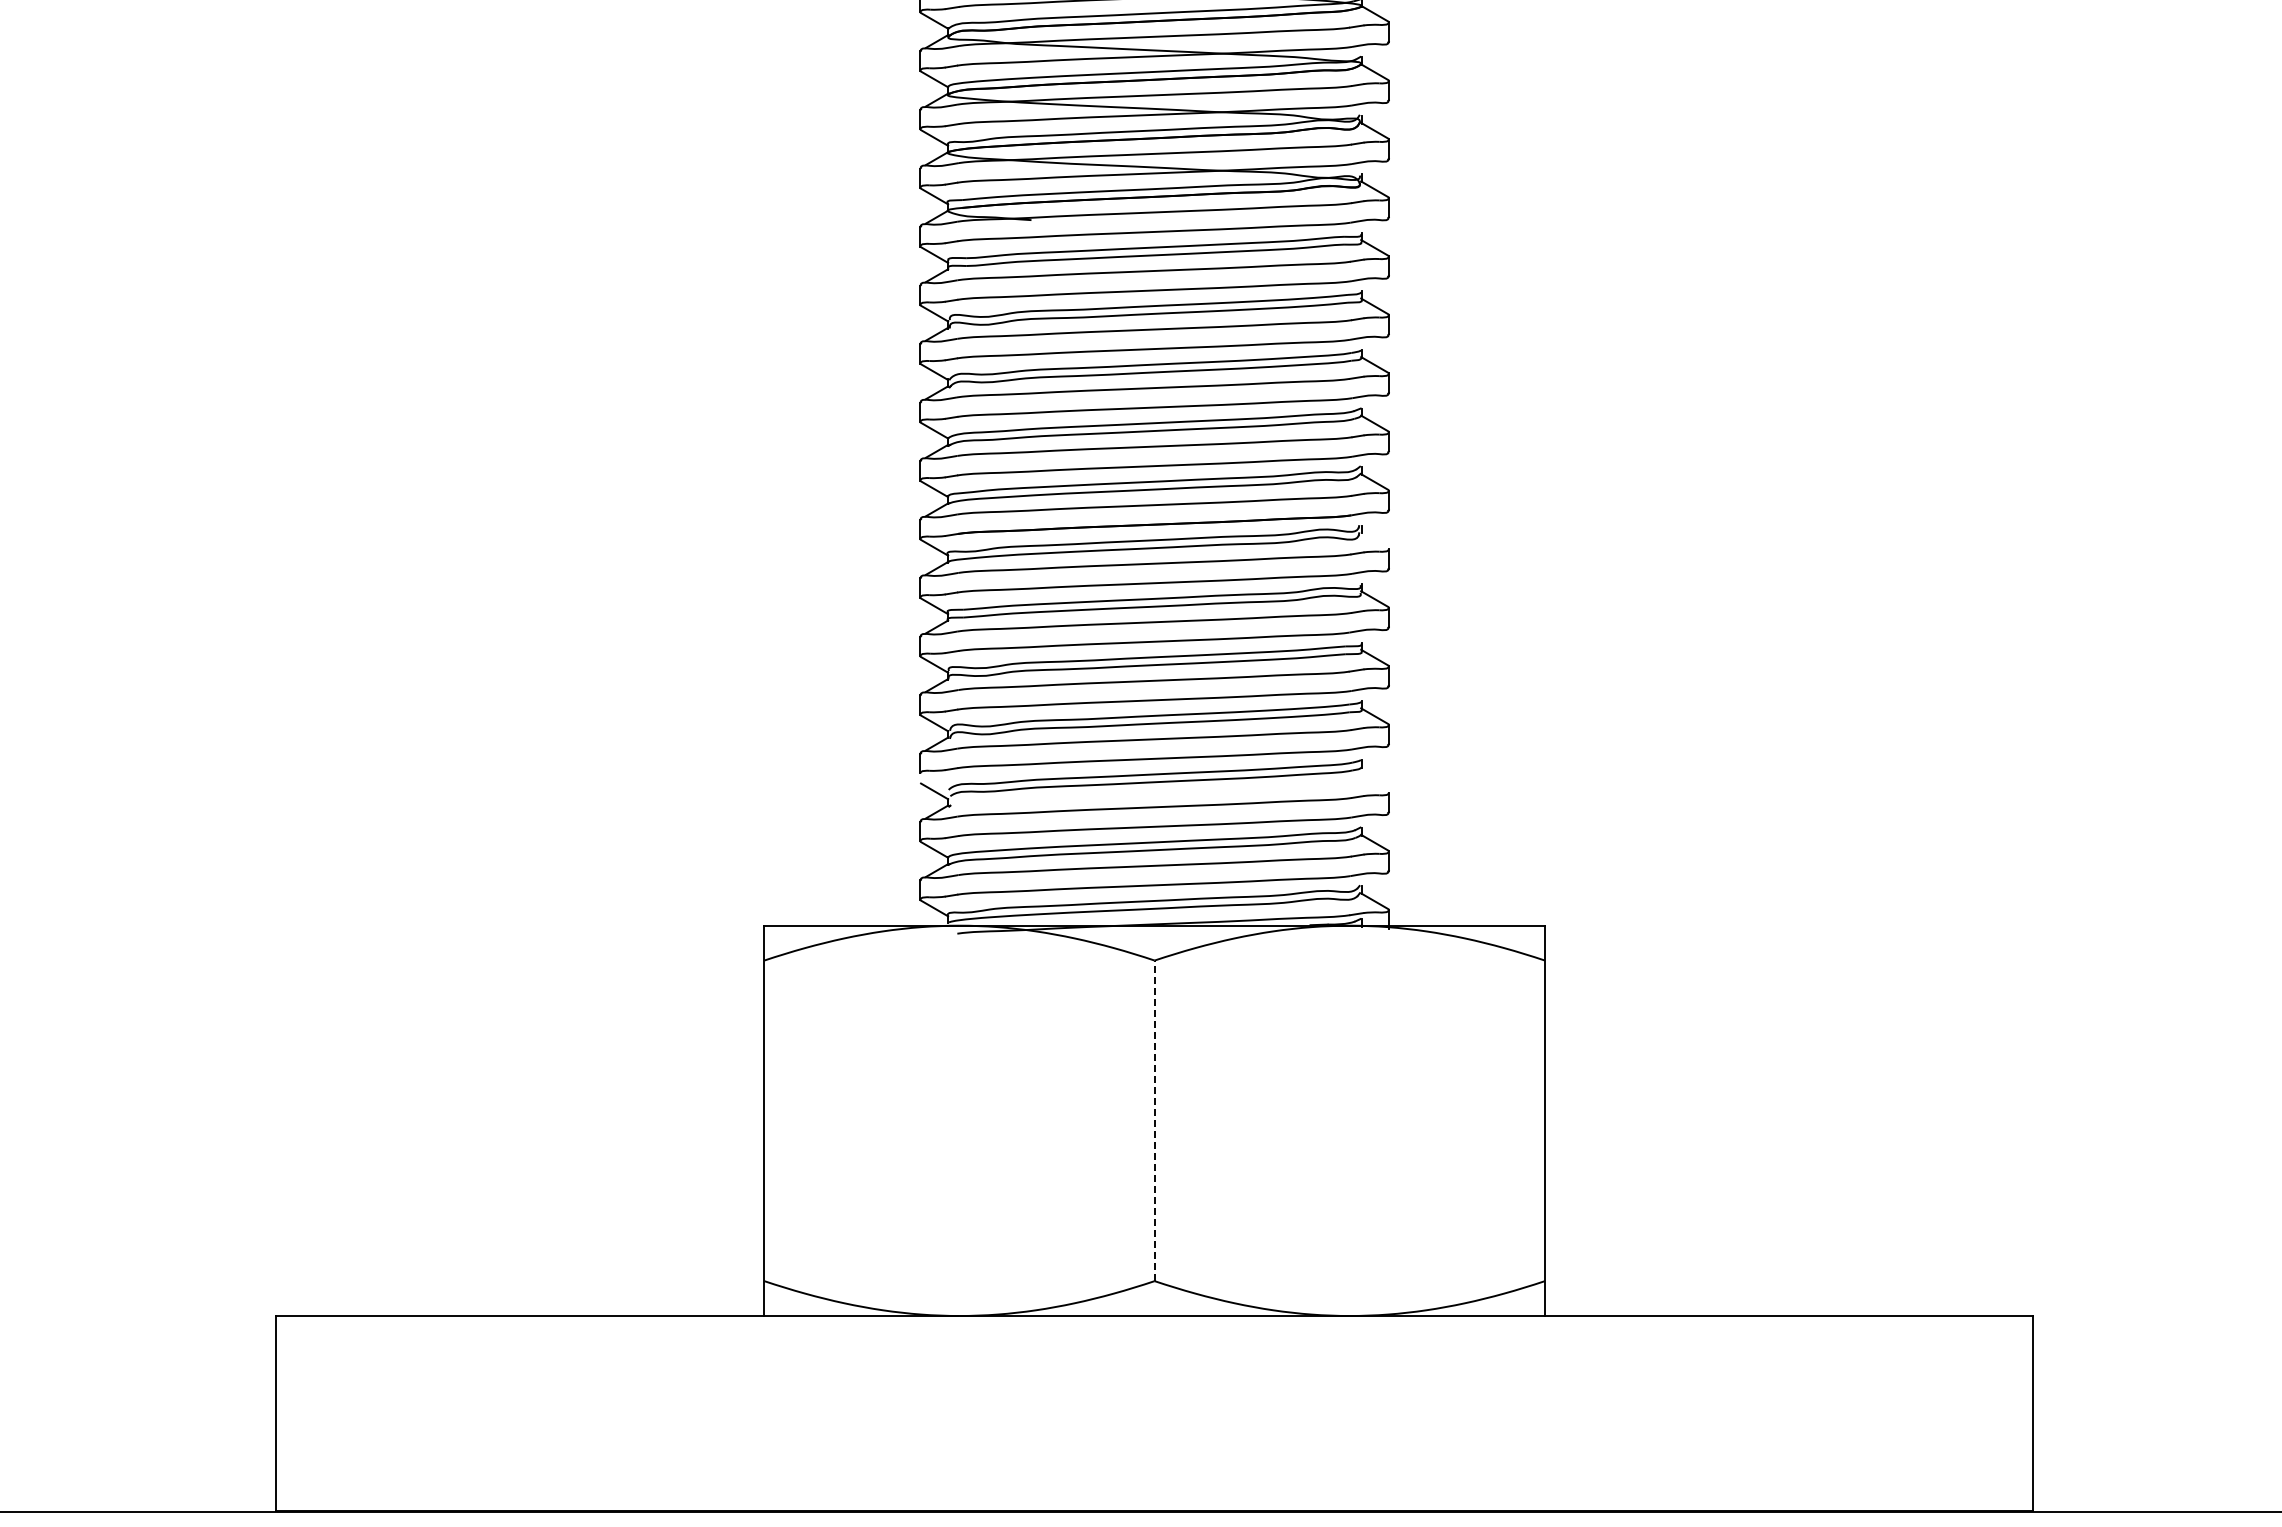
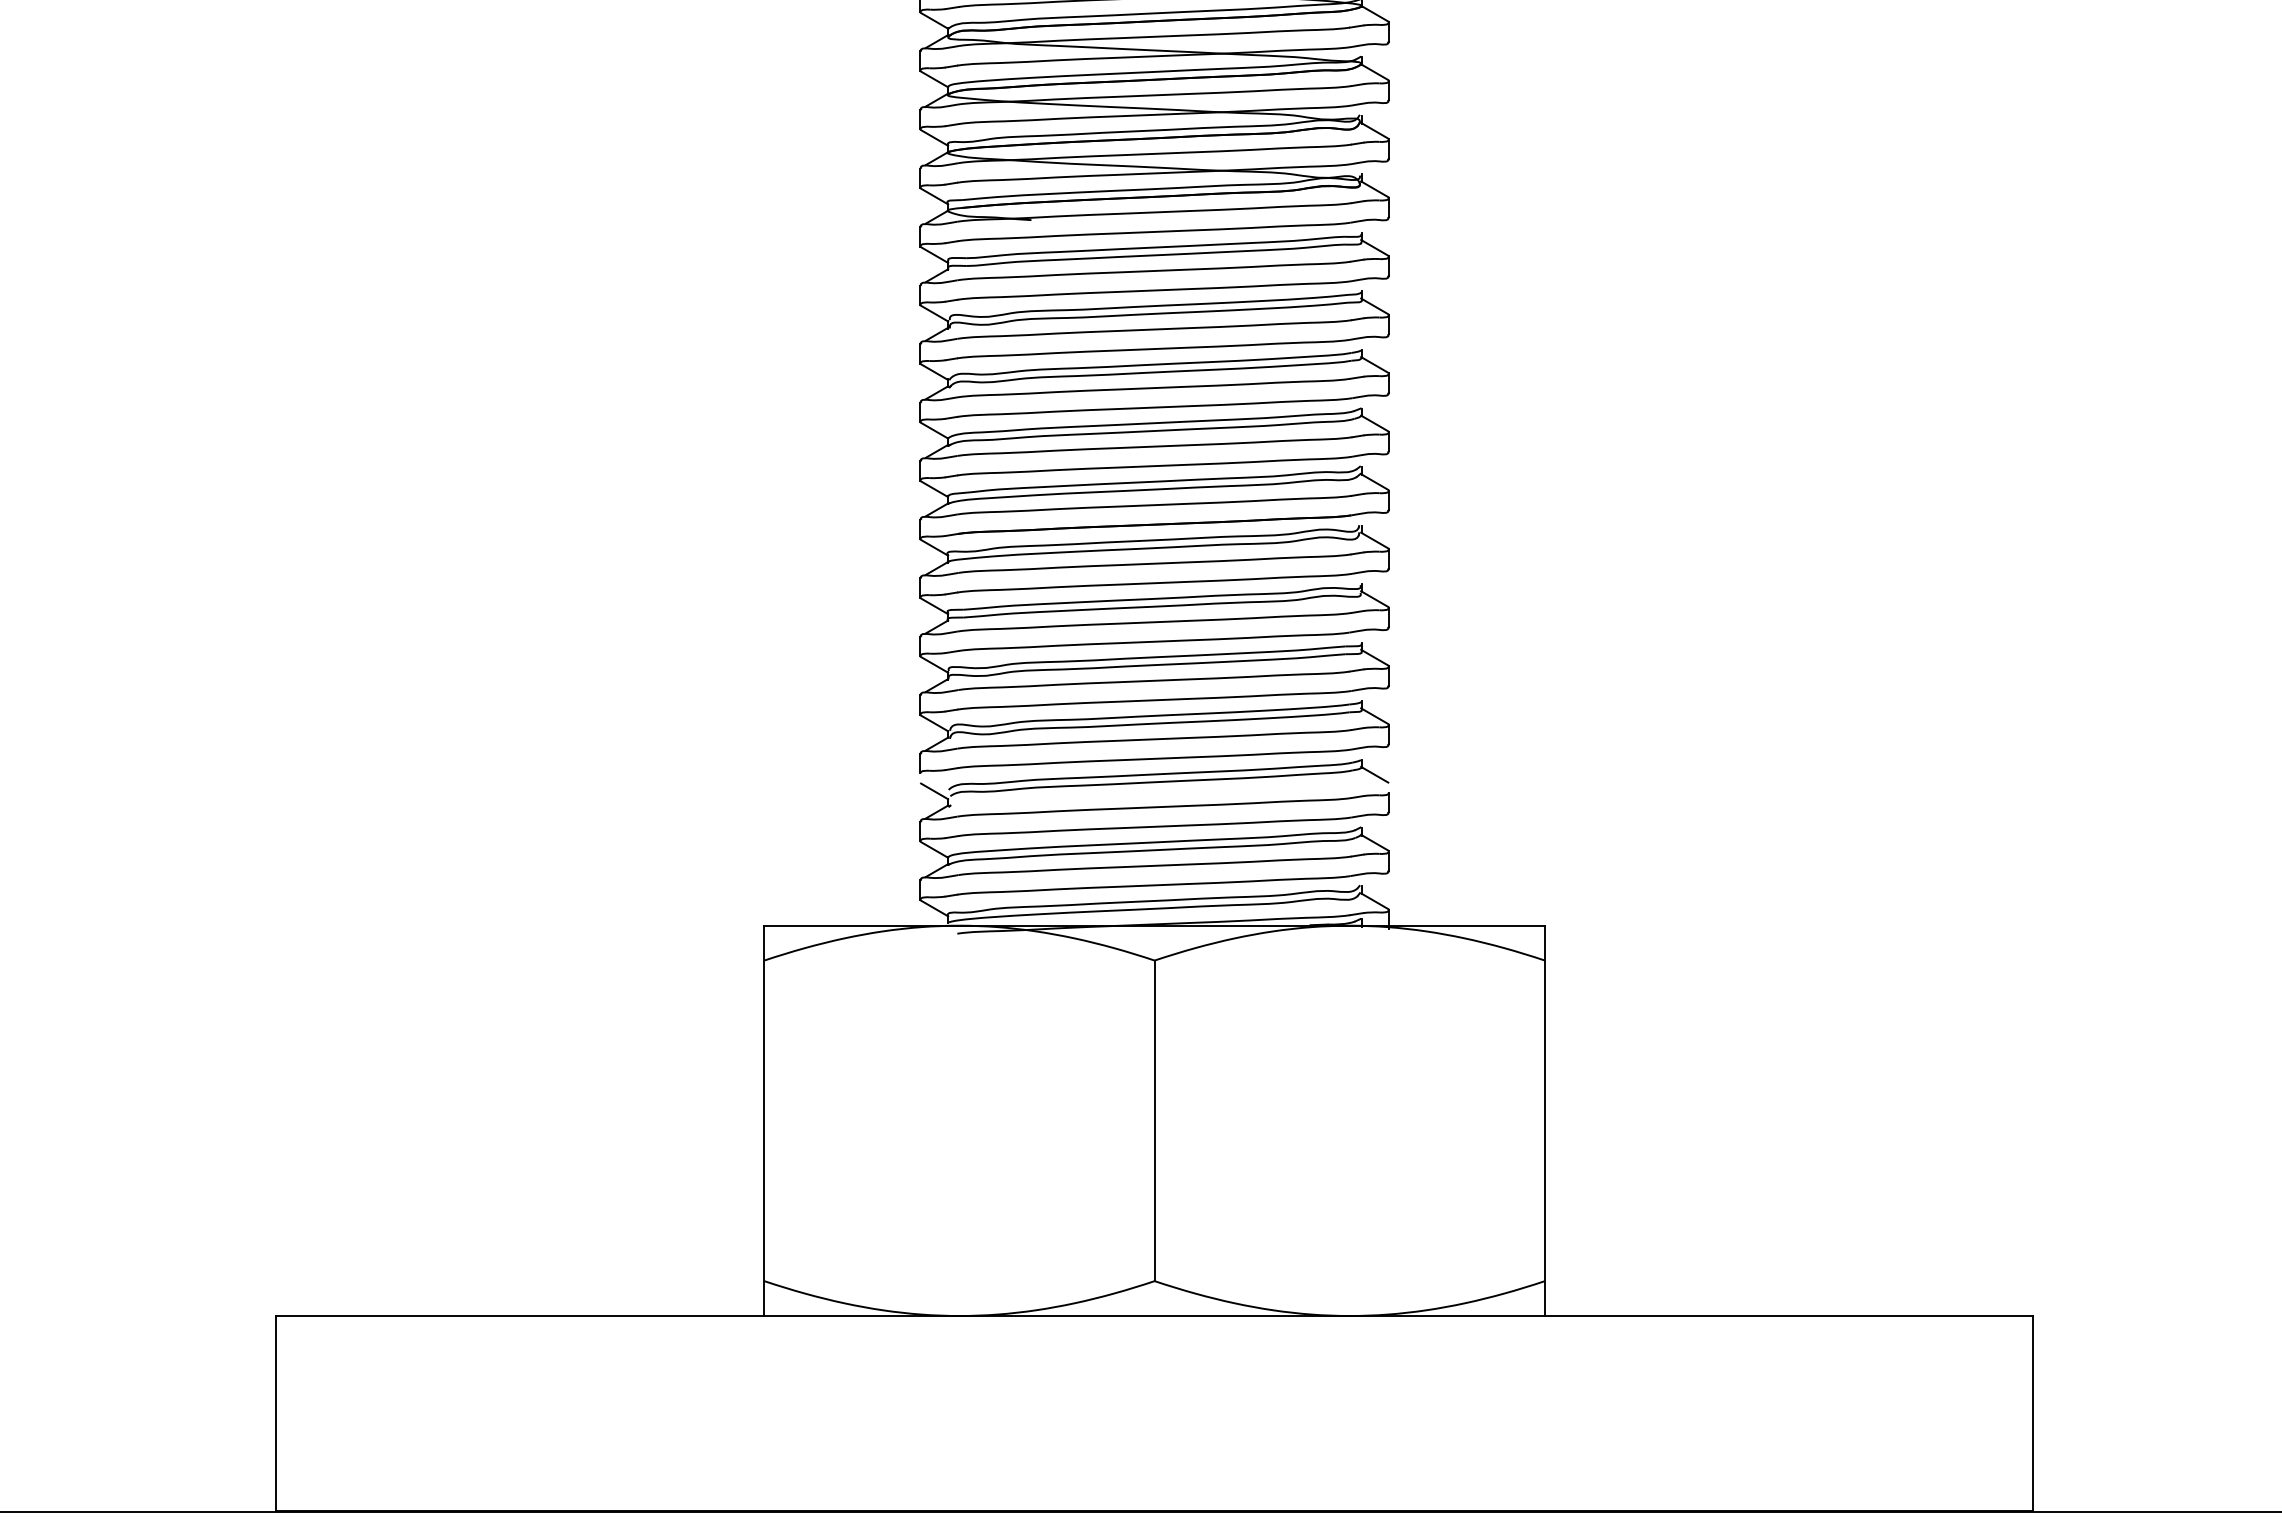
line: none -> present (1374, 540)
line: none -> present (1374, 774)
line: dashed -> solid (1154, 1120)
